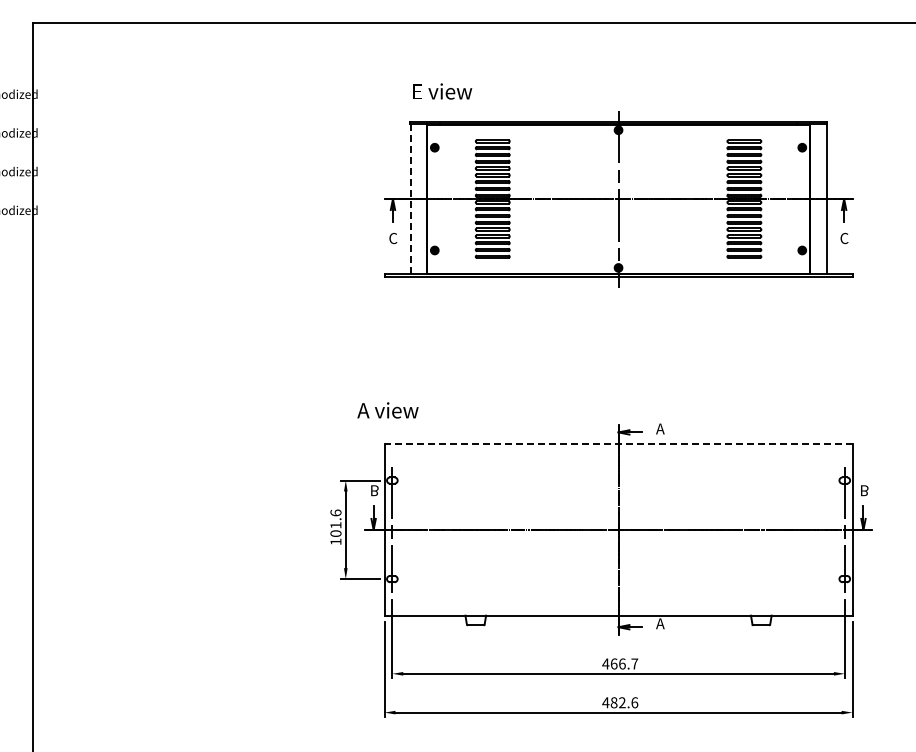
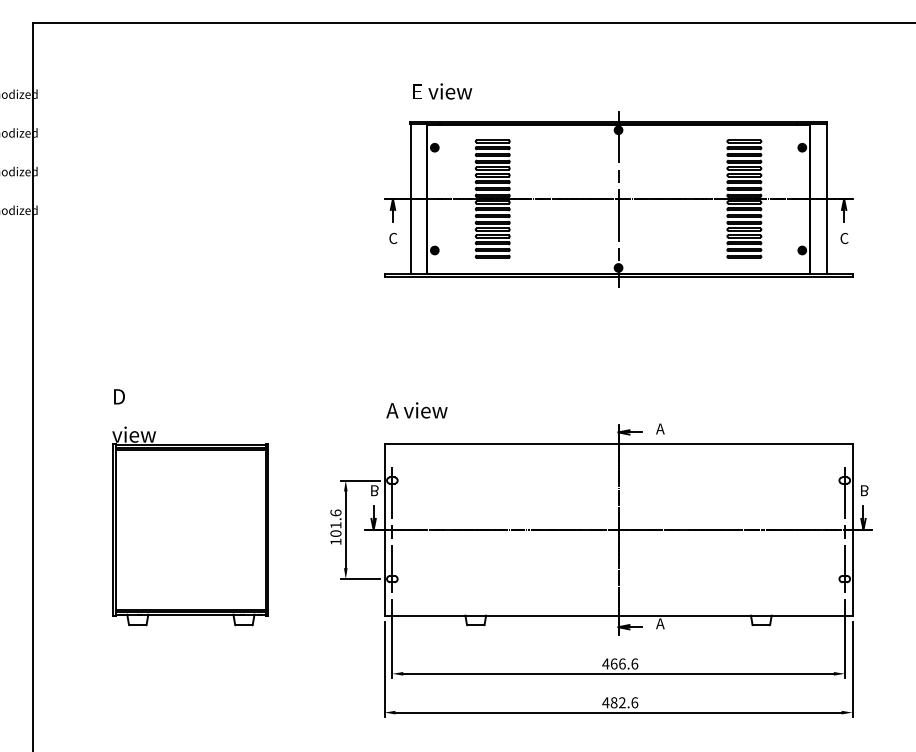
line: dashed -> solid (410, 199)
text position: (387, 410) -> (416, 410) (416, 410)
line: dashed -> solid (618, 444)
part: none -> present (190, 507)
text: 466.7 -> 466.6 (634, 663)
